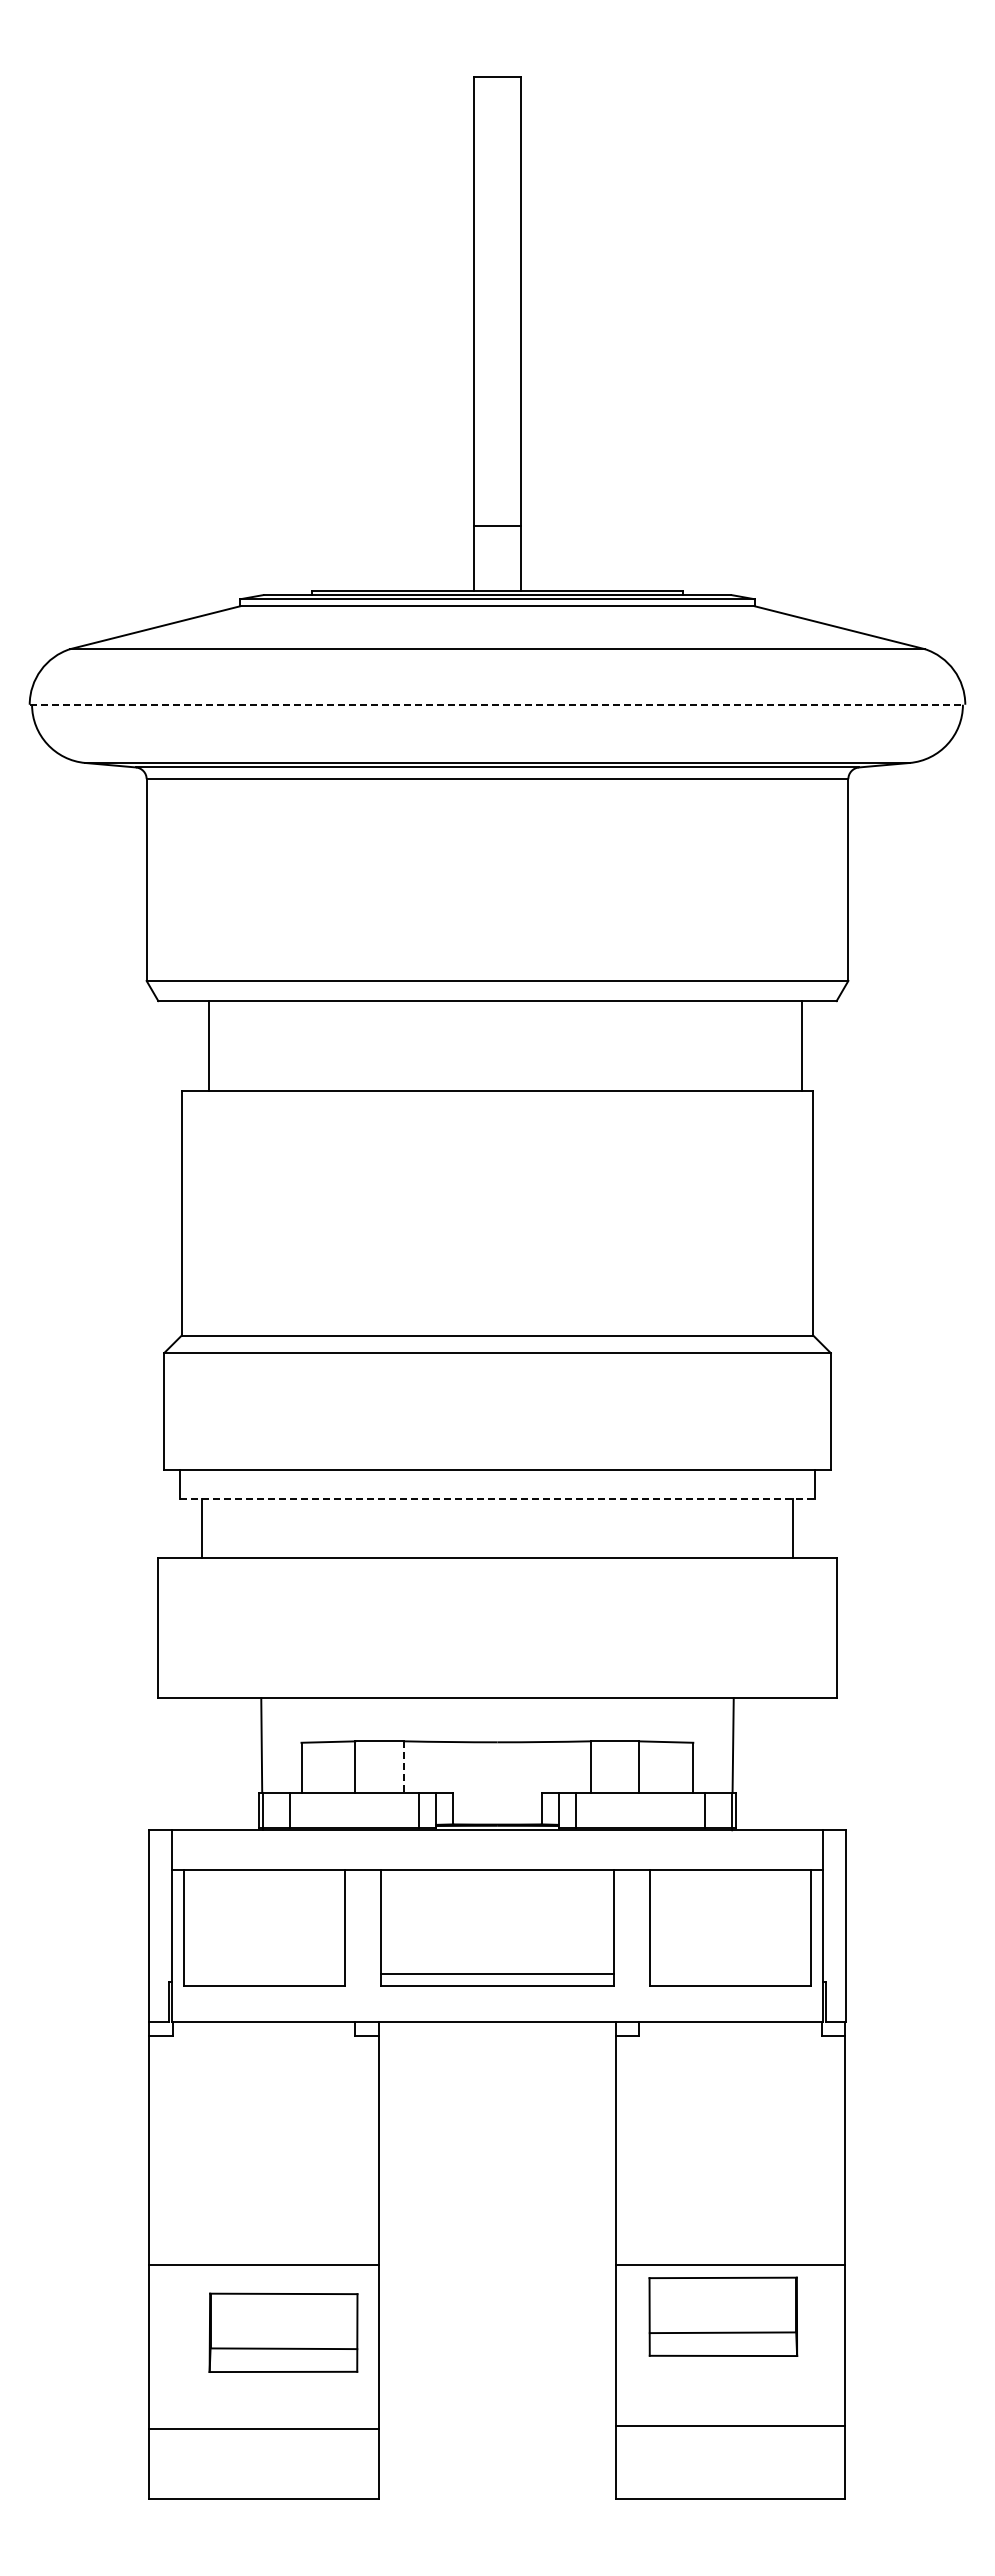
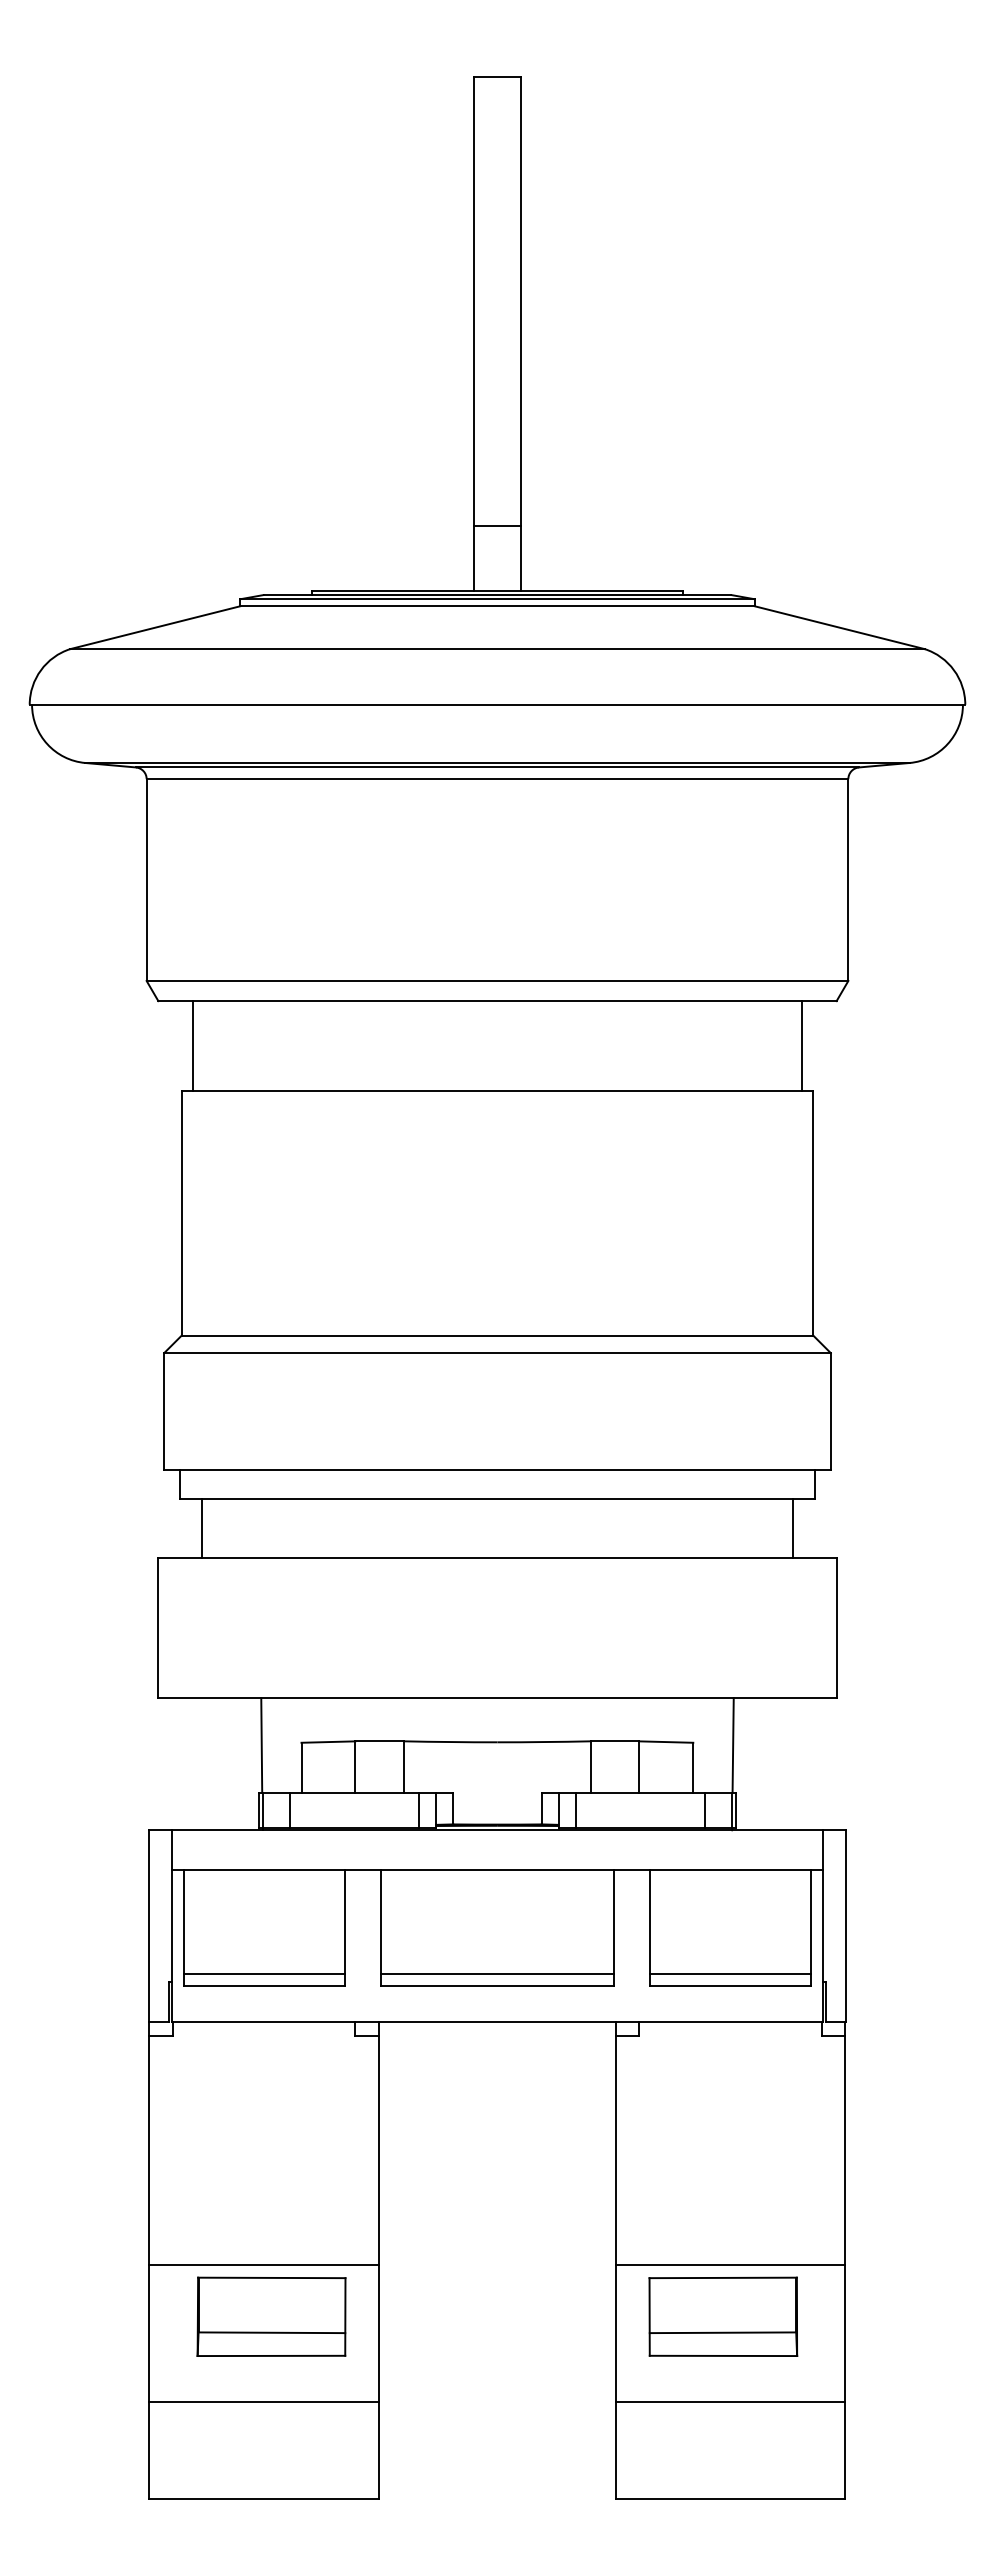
line: dashed -> solid (497, 704)
line position: (209, 1046) -> (193, 1046) (193, 1046)
line: dashed -> solid (497, 1499)
line: dashed -> solid (404, 1767)
line: none -> present (264, 1974)
line: none -> present (729, 1974)
part position: (283, 2332) -> (271, 2316) (271, 2316)
line position: (730, 2426) -> (730, 2402) (730, 2402)
line position: (263, 2429) -> (263, 2402) (263, 2402)
